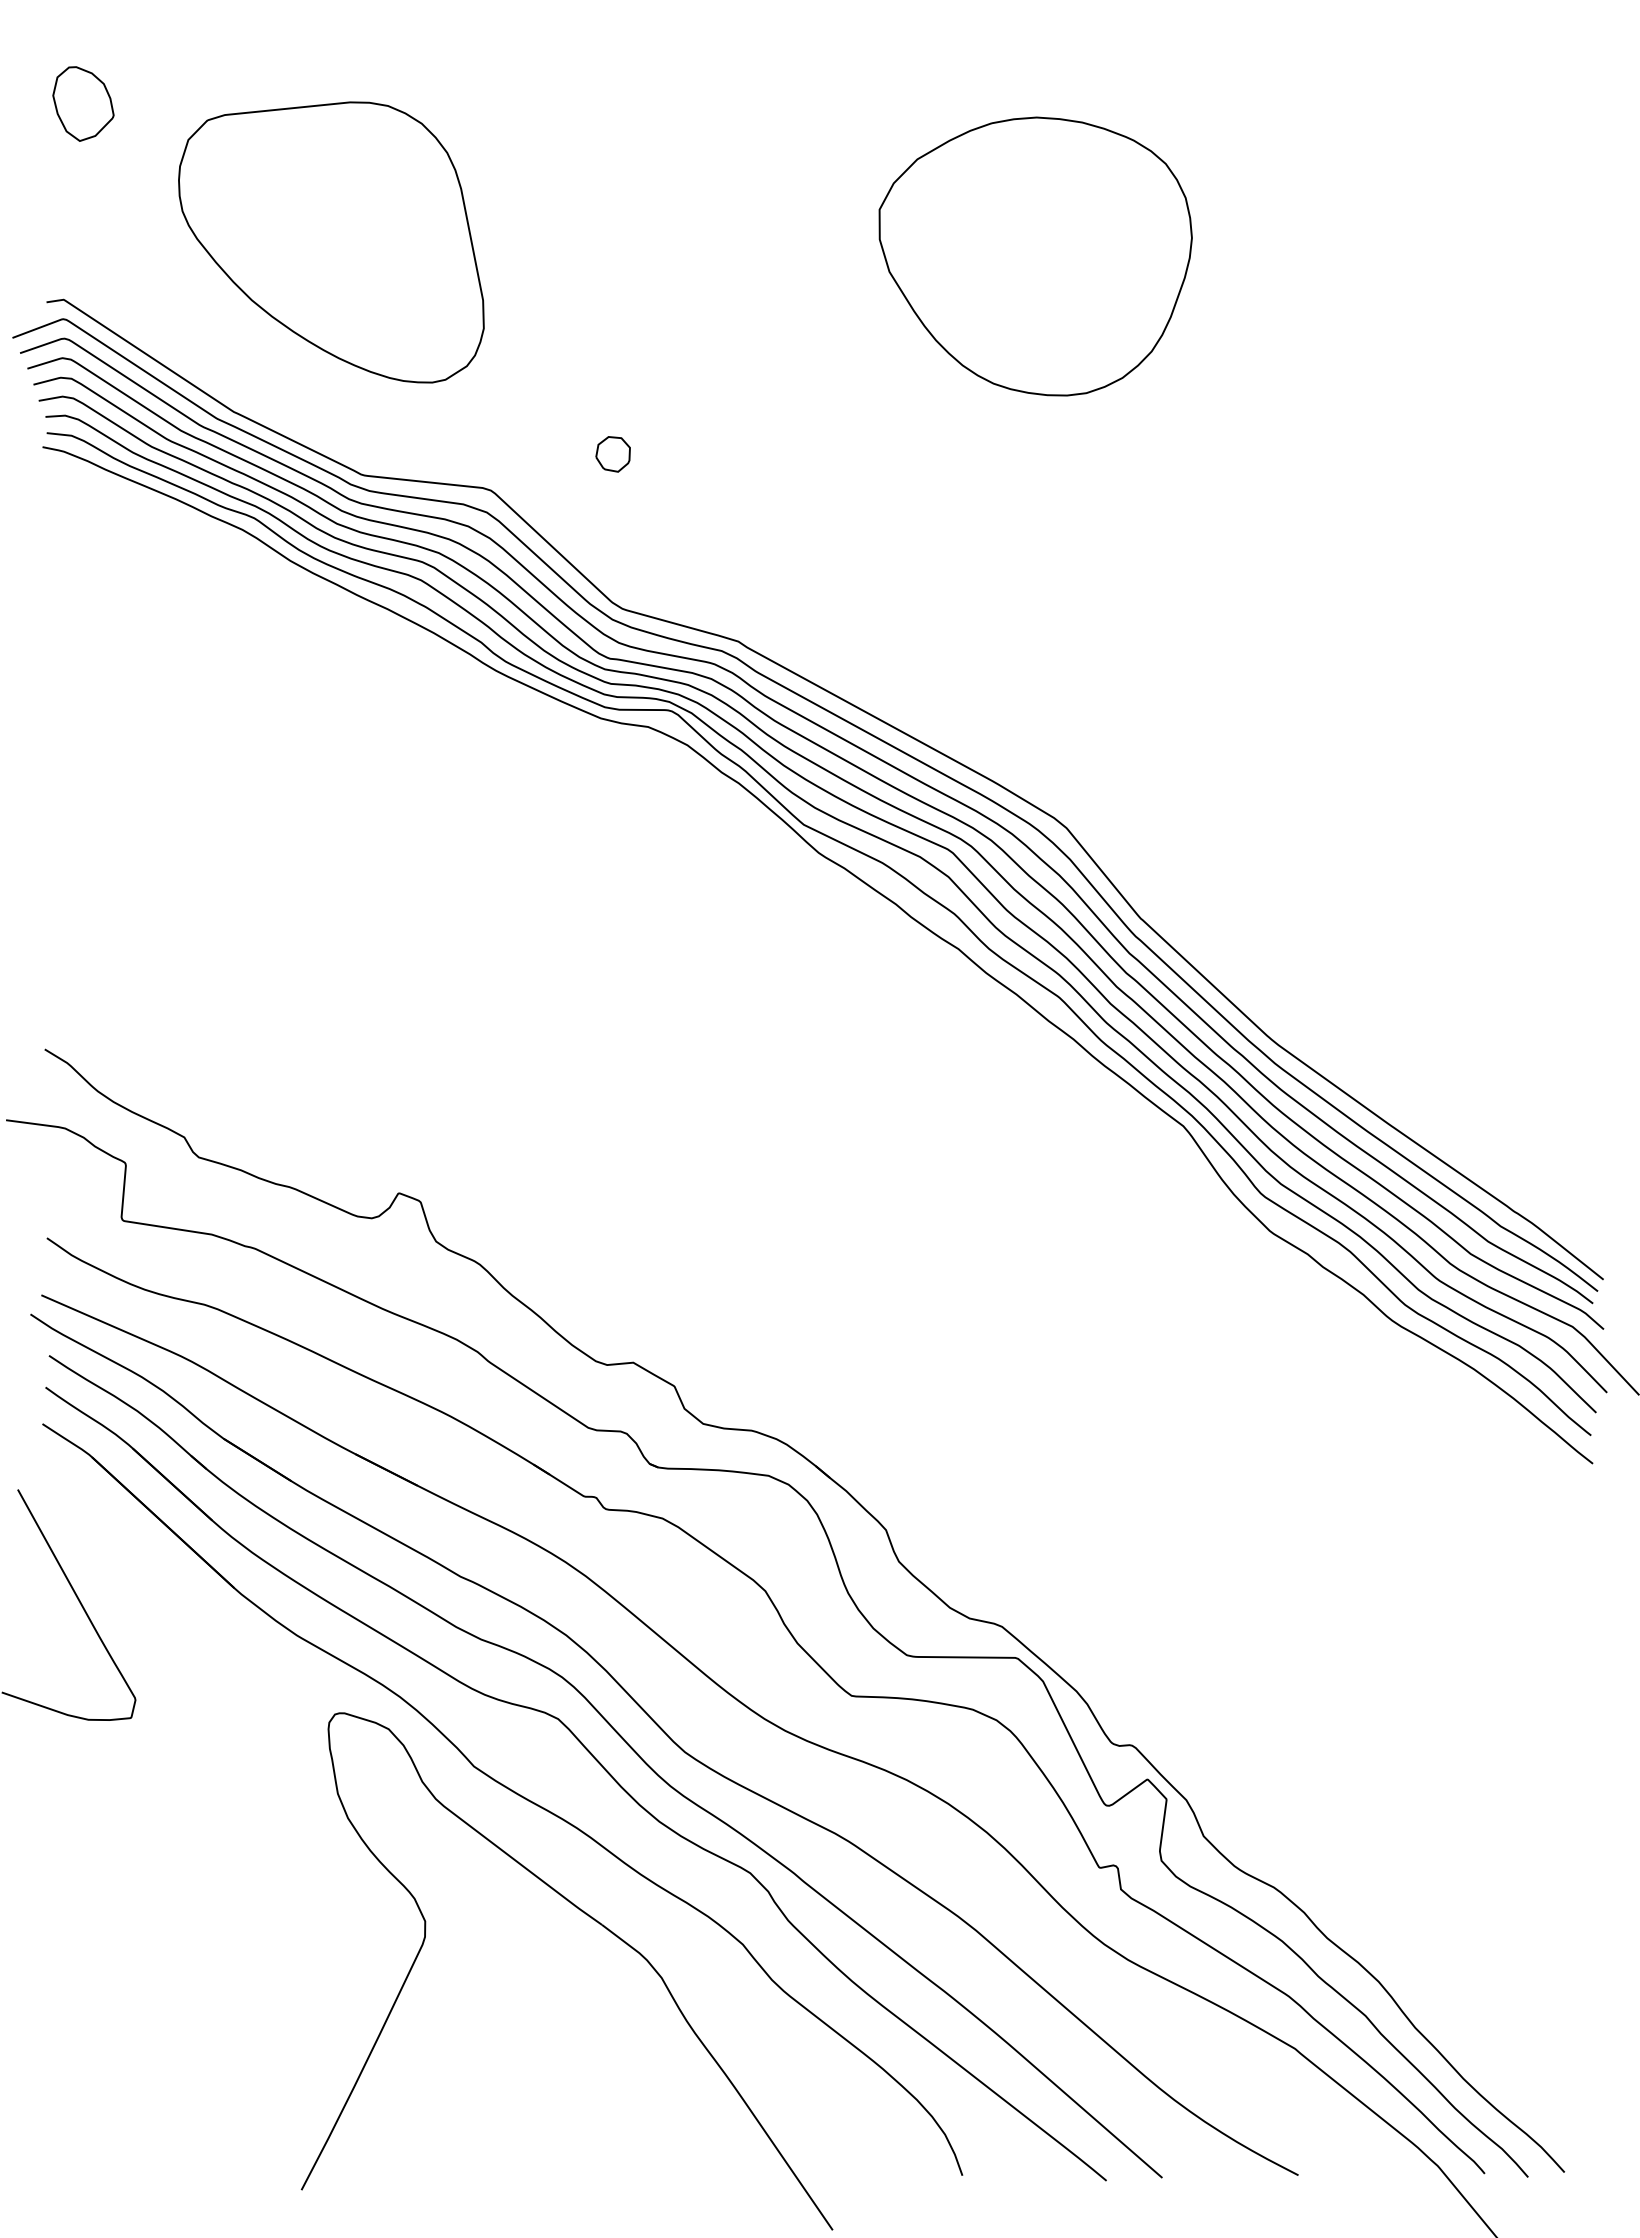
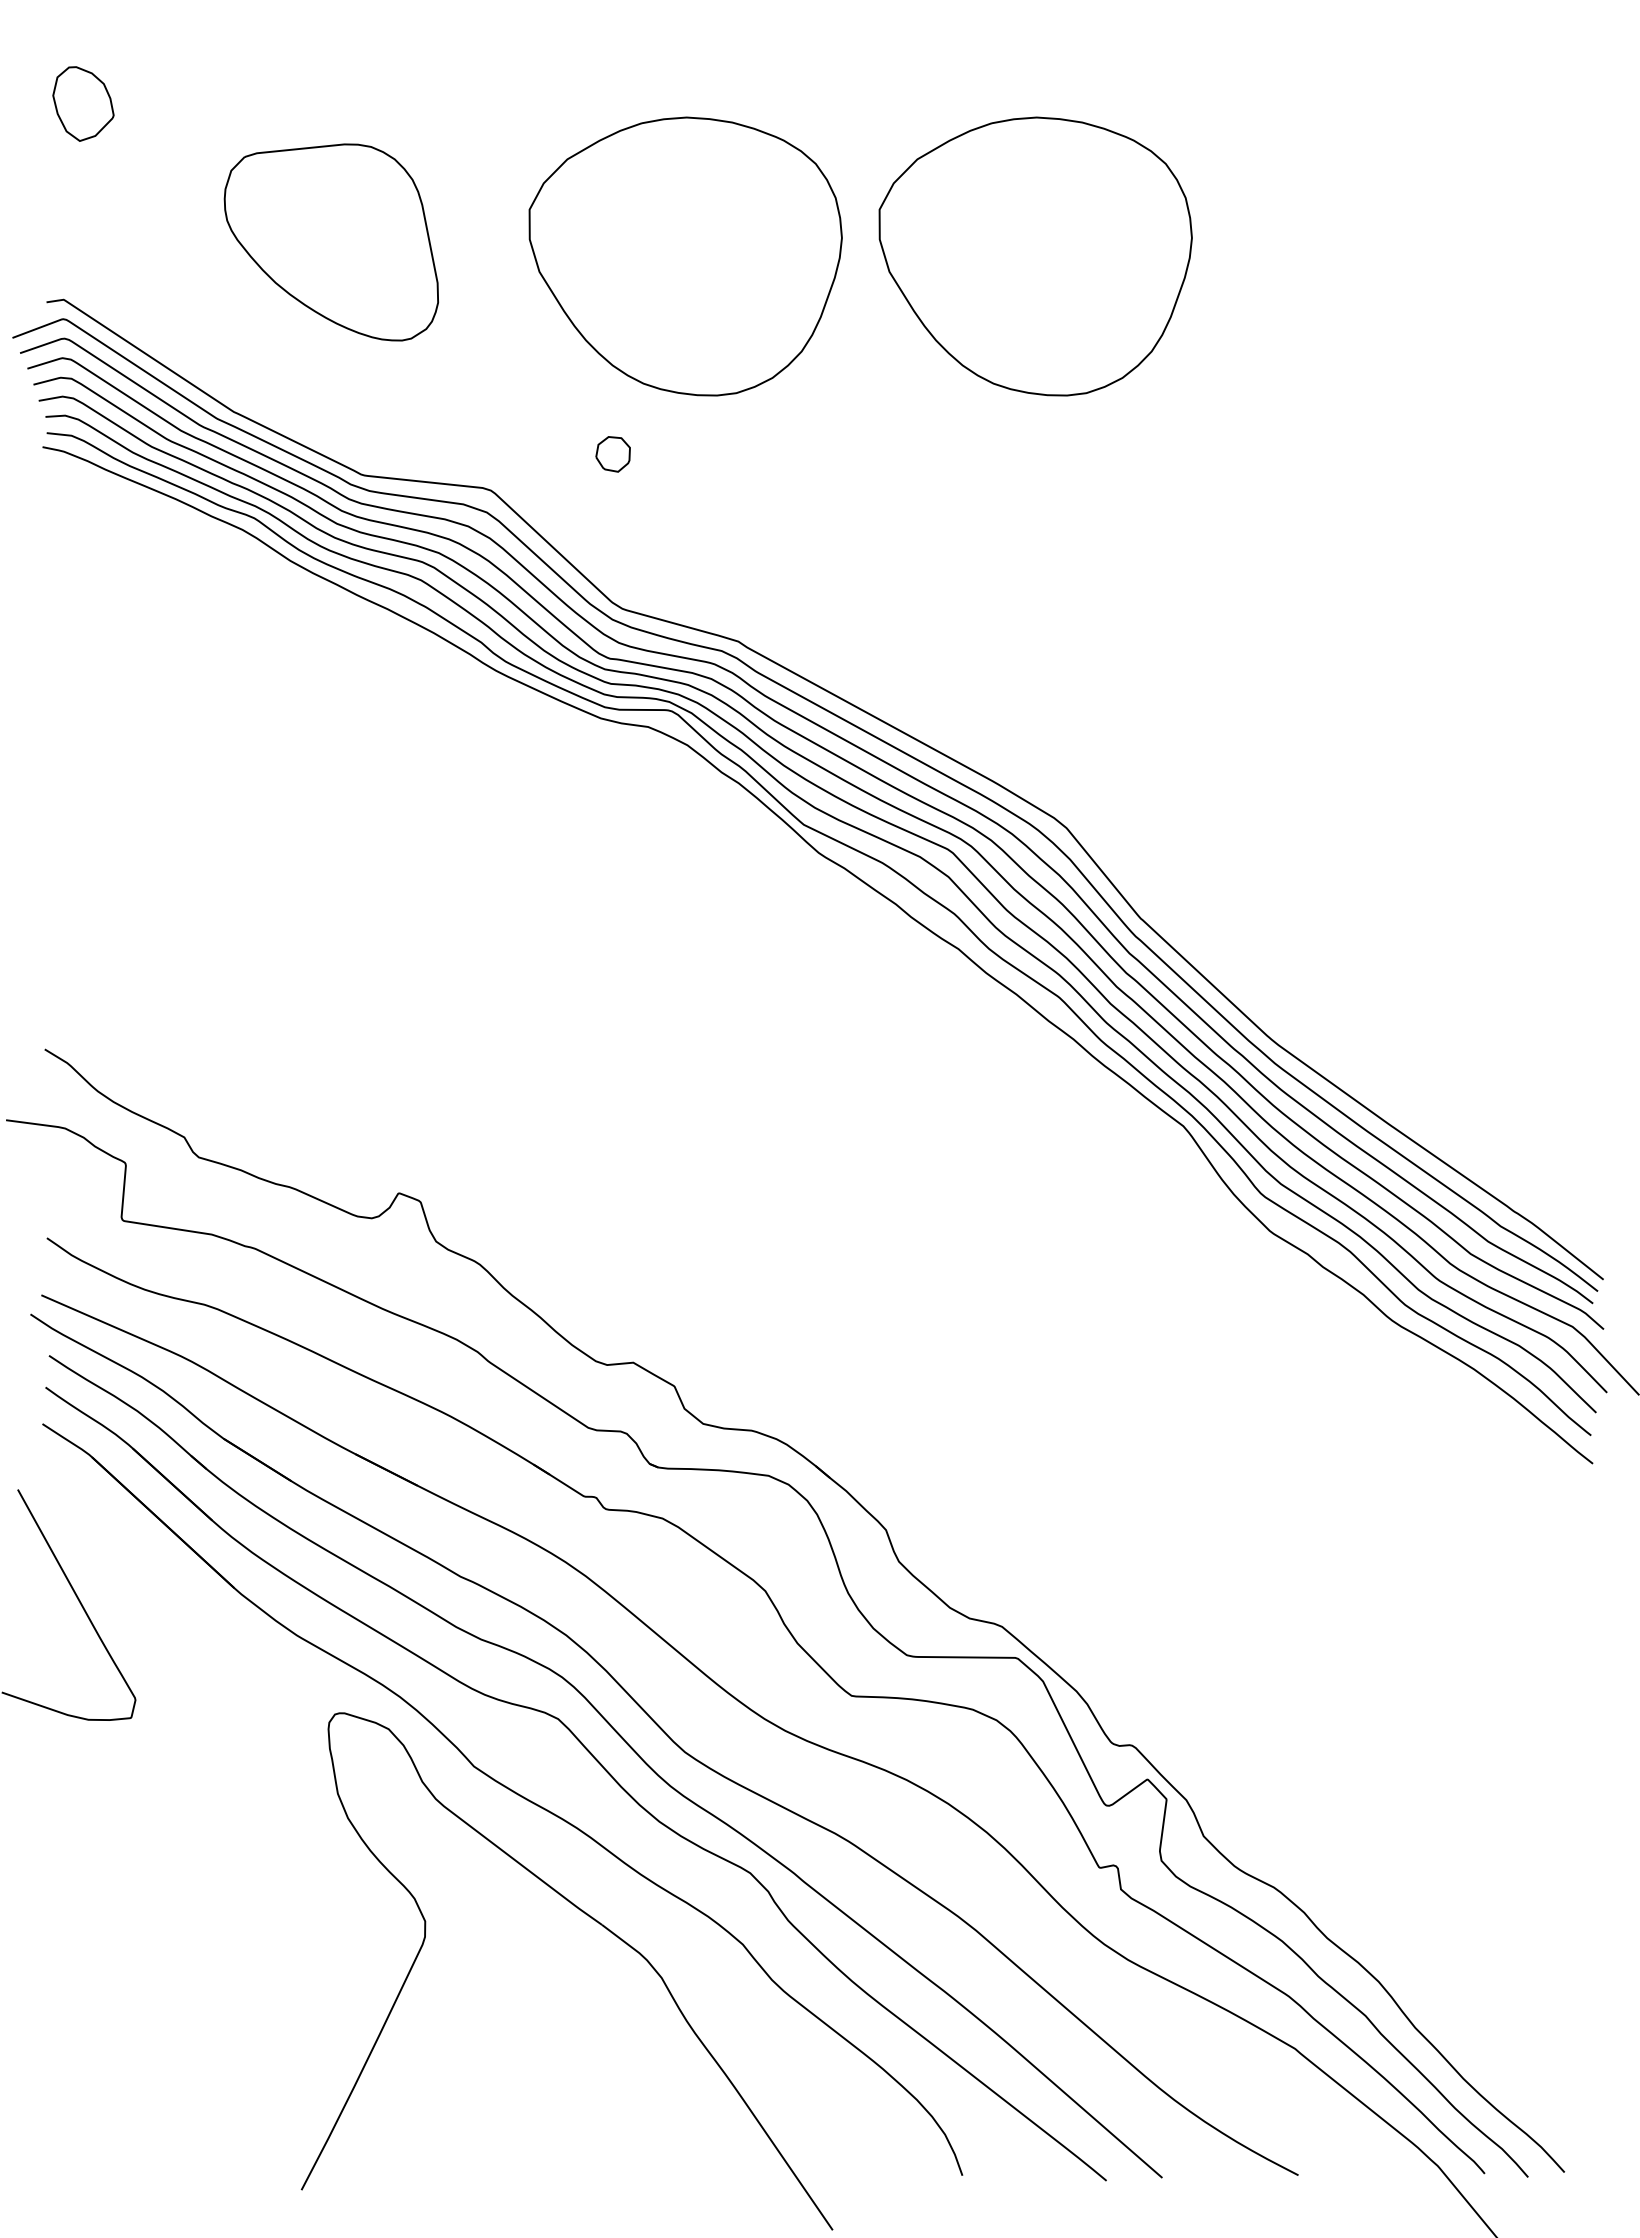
part size: 307x283 px -> 216x199 px (330, 242)
part: none -> present (685, 256)
